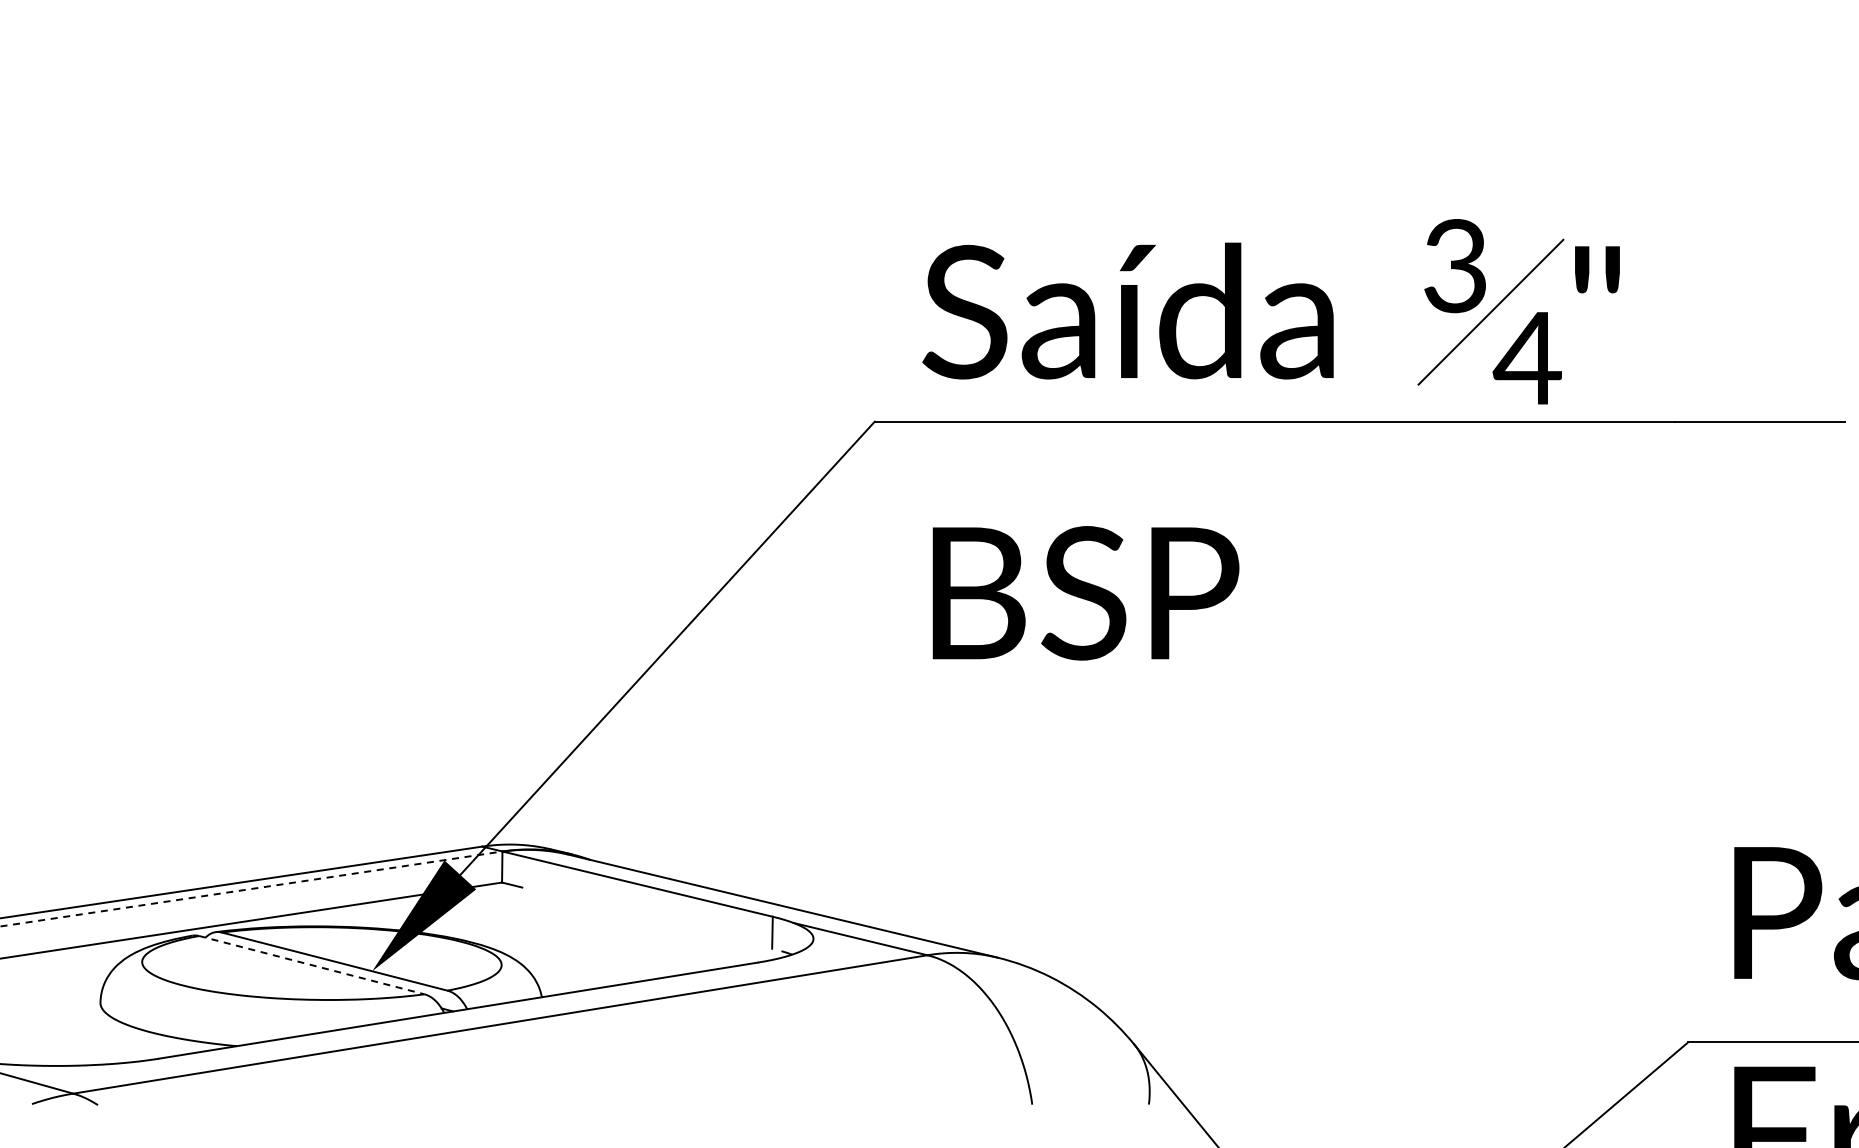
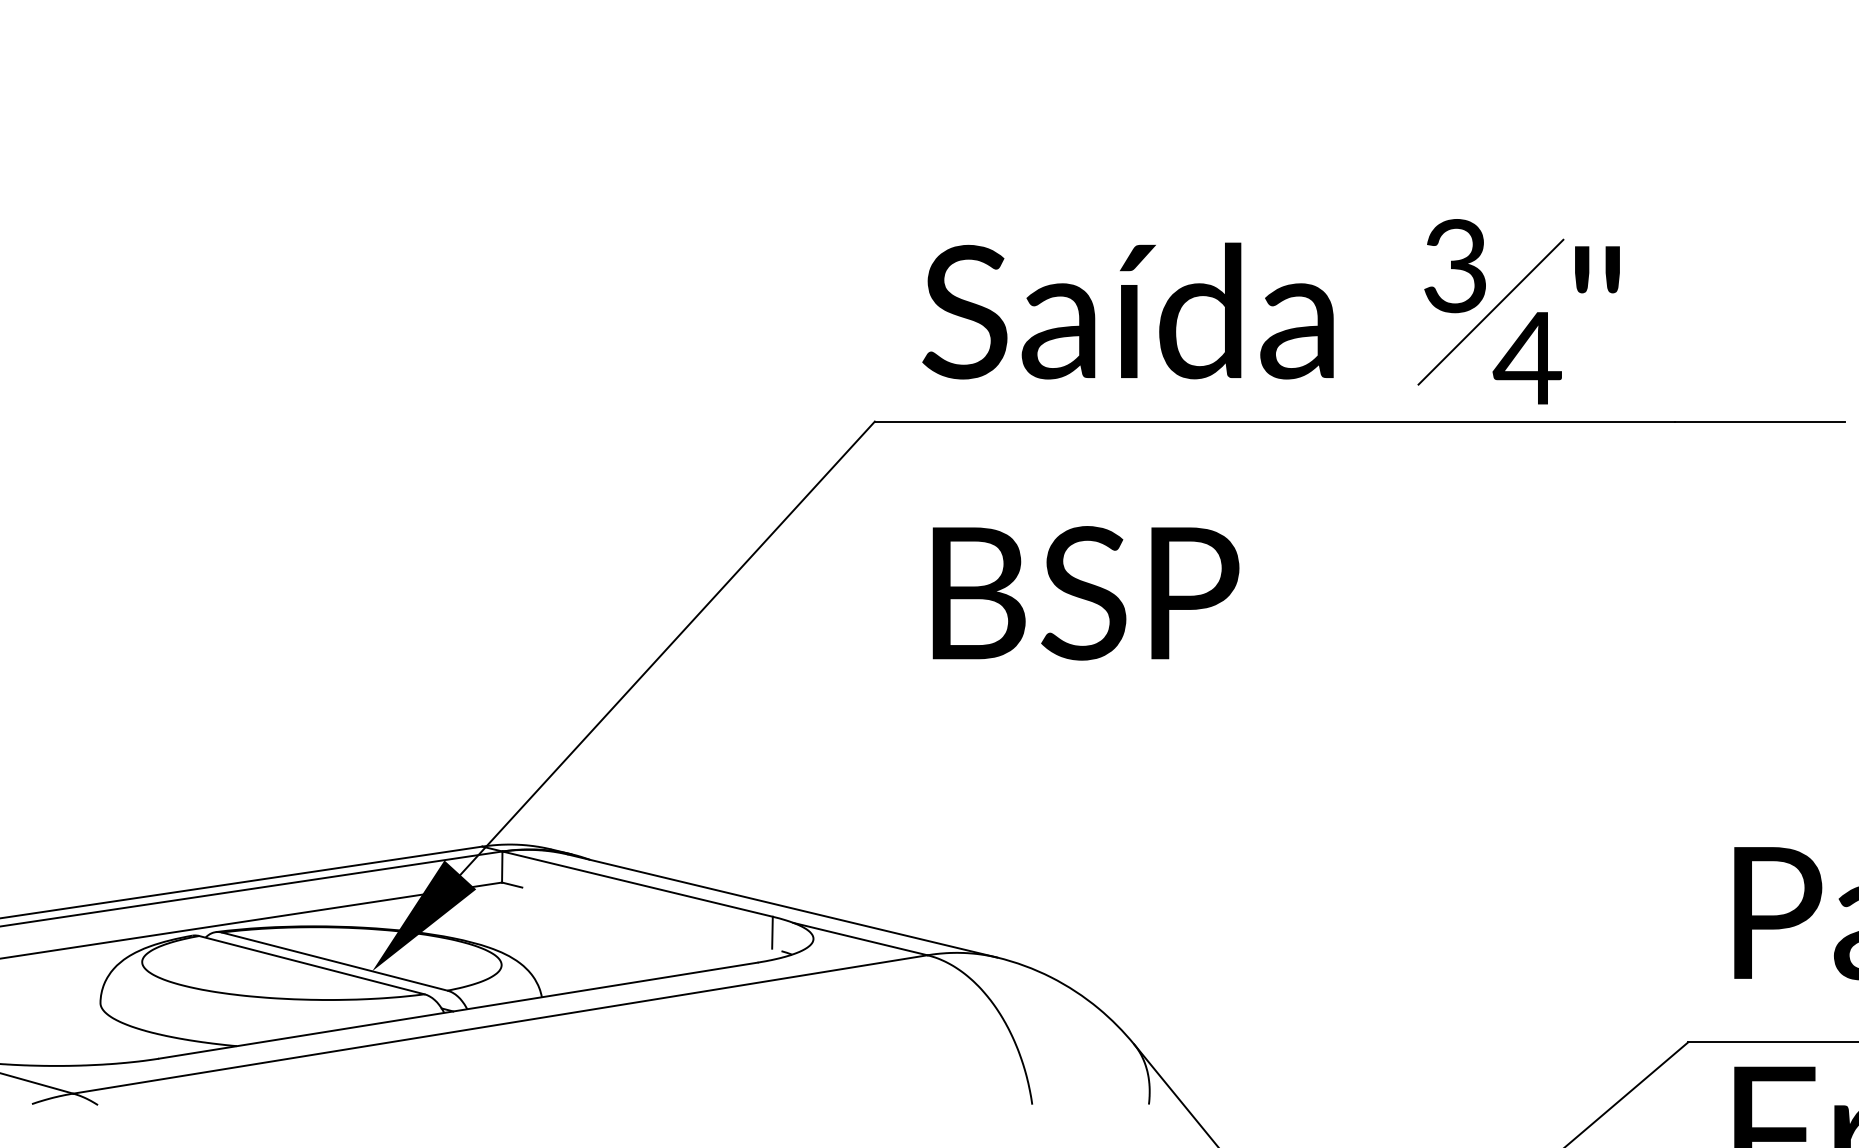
line: dashed -> solid (251, 889)
line: dashed -> solid (312, 965)
